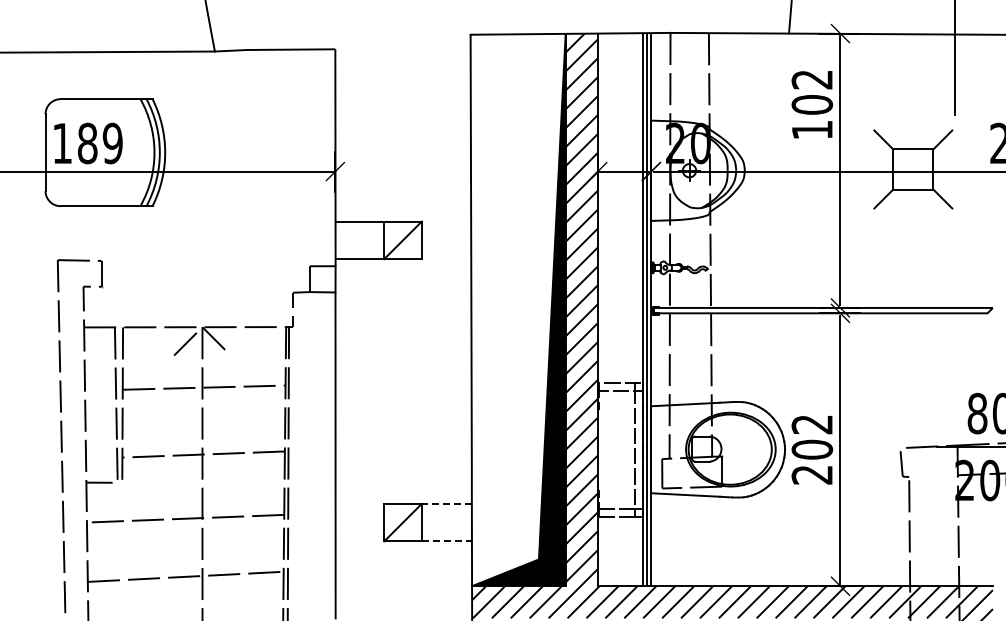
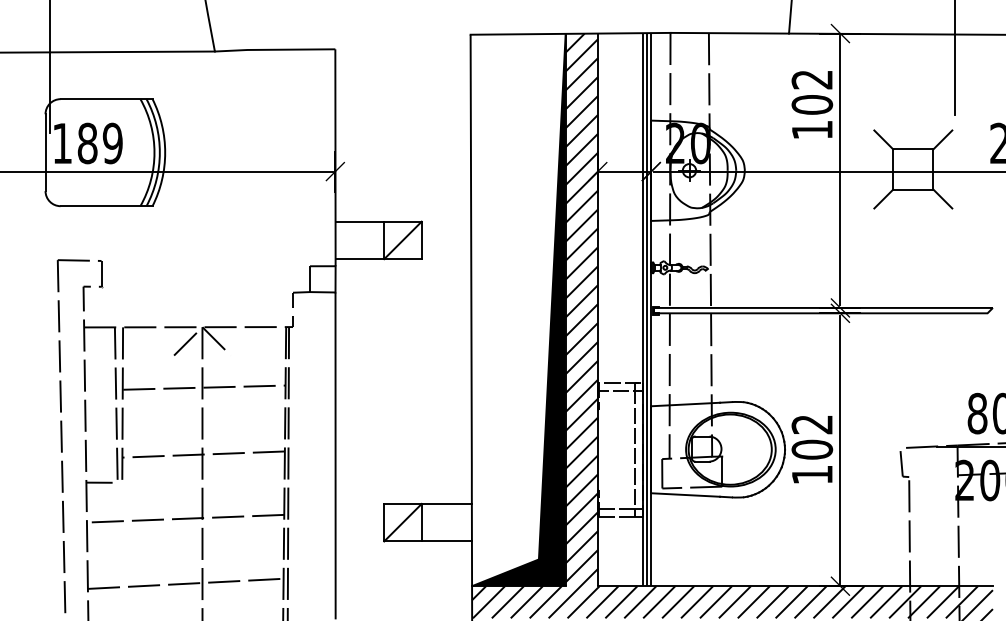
line: none -> present (49, 67)
text: 202 -> 102 (811, 475)
line: dashed -> solid (446, 503)
line: dashed -> solid (447, 541)
line position: (185, 576) -> (185, 583) (185, 583)
